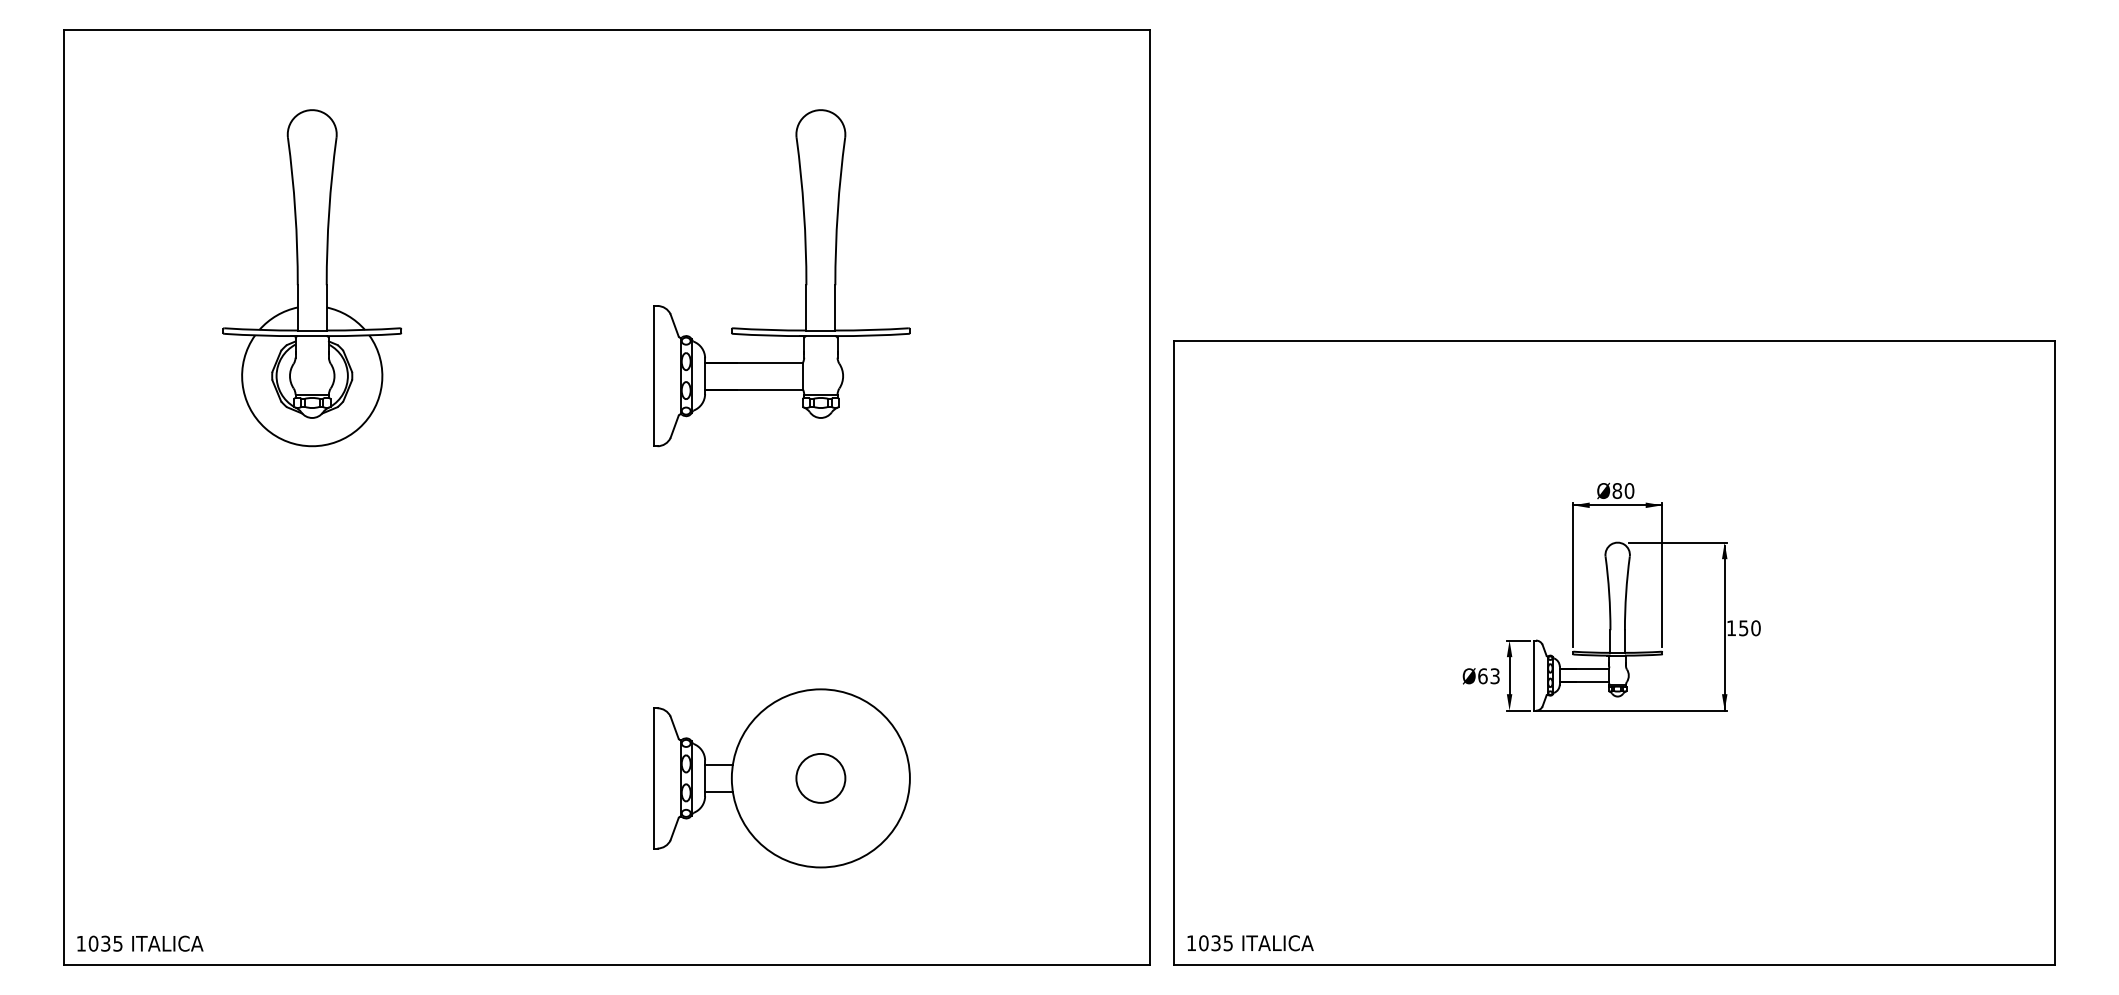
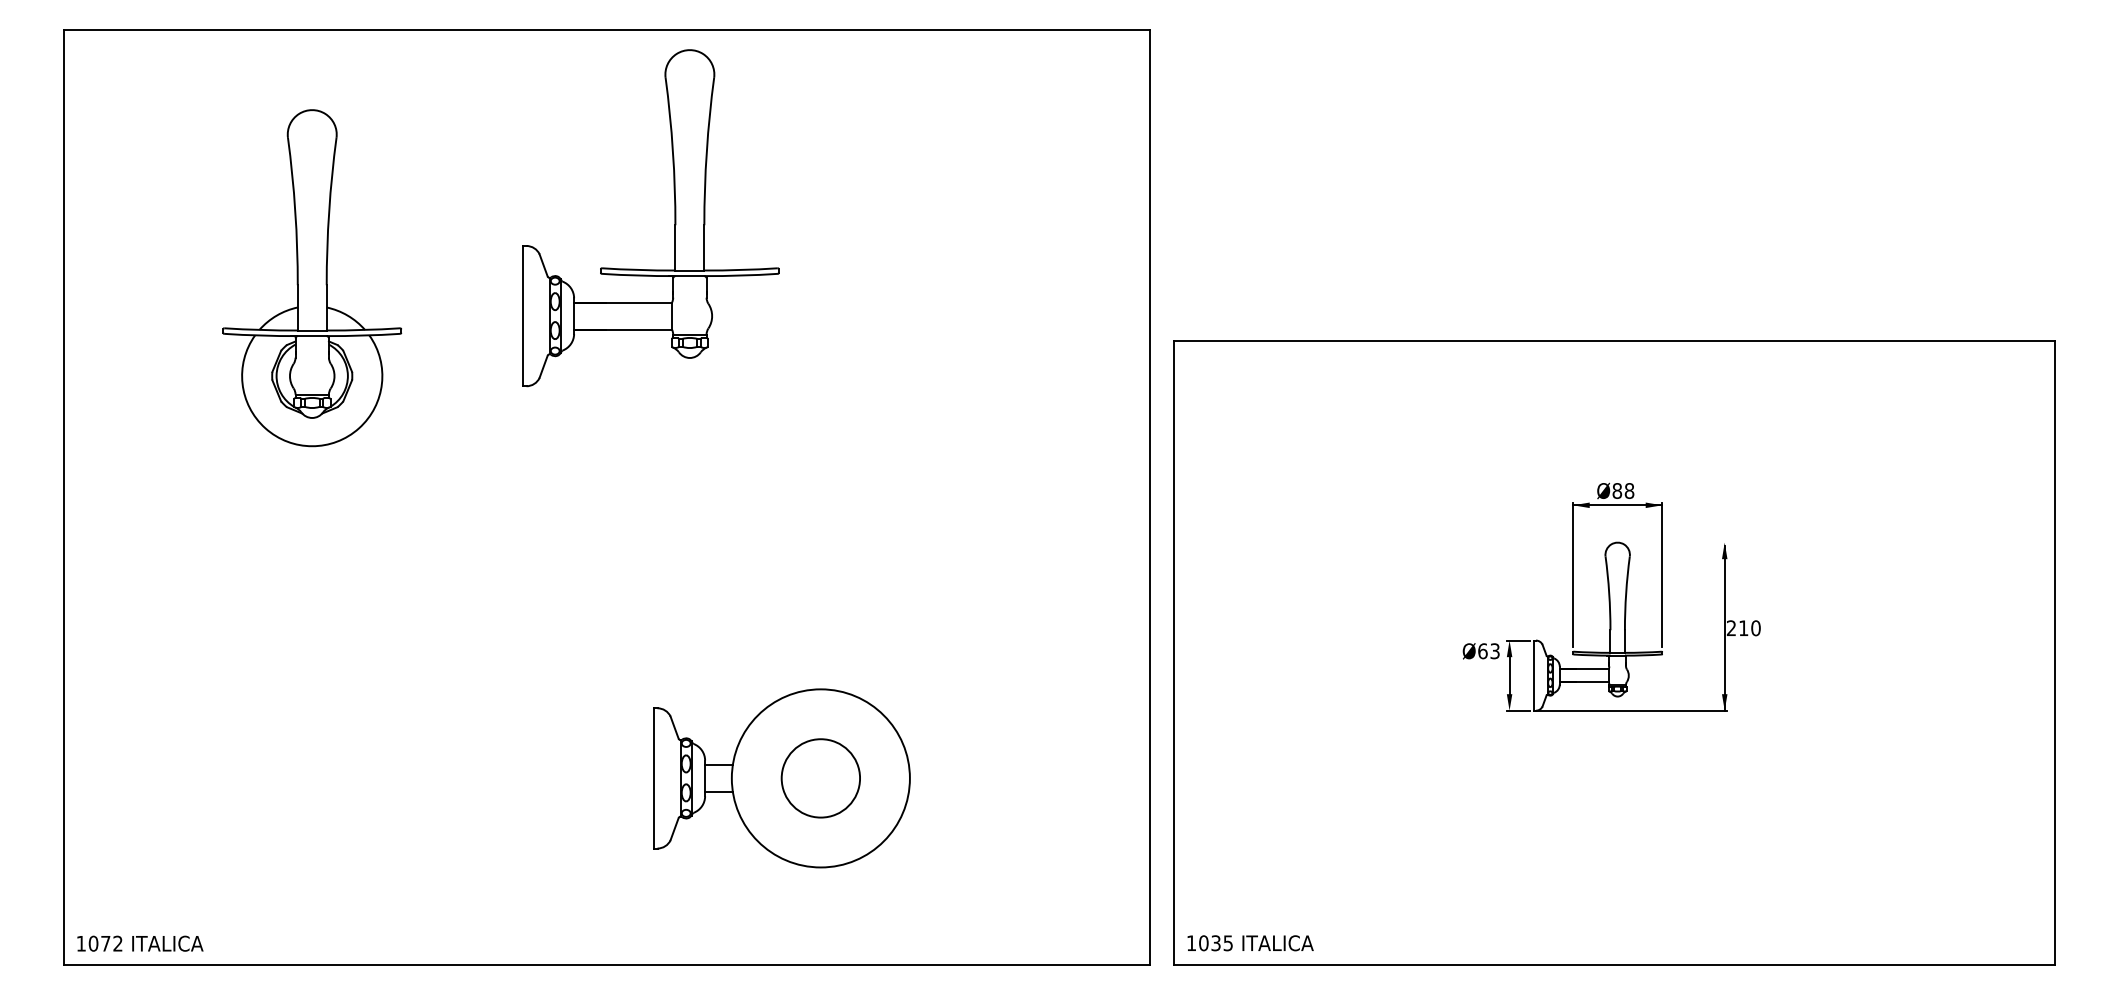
part position: (805, 278) -> (674, 218) (674, 218)
text: Ø80 -> Ø88 (1629, 490)
line: present -> none (1677, 542)
text: 150 -> 210 (1737, 628)
text position: (1480, 676) -> (1480, 651) (1480, 651)
circle diameter: 49 px -> 78 px (820, 778)
text: 1035 -> 1072 (111, 943)
